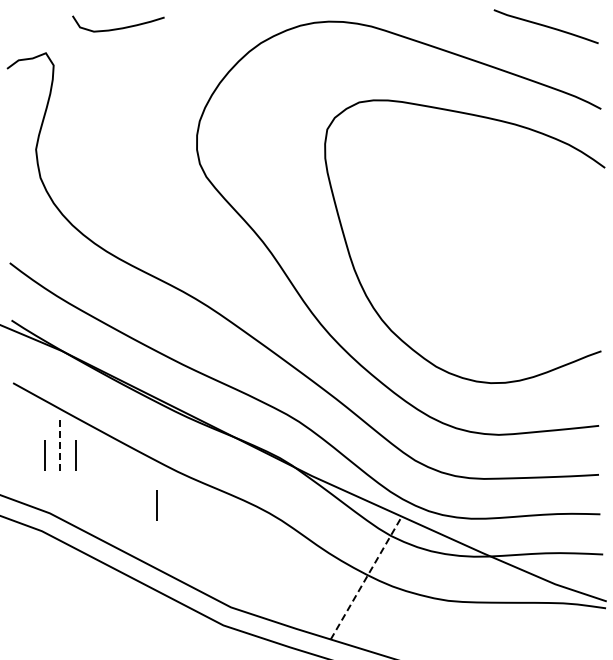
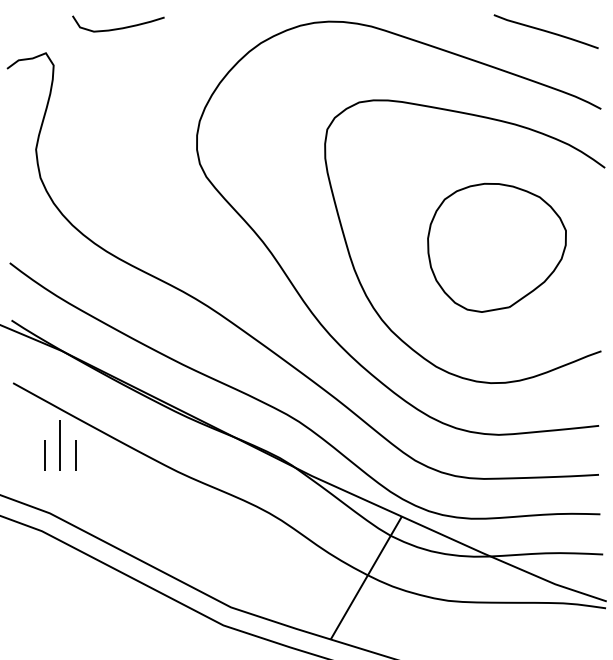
line position: (545, 26) -> (545, 31) (545, 31)
part: none -> present (496, 247)
line: dashed -> solid (60, 445)
line: present -> none (156, 505)
line: dashed -> solid (366, 578)
